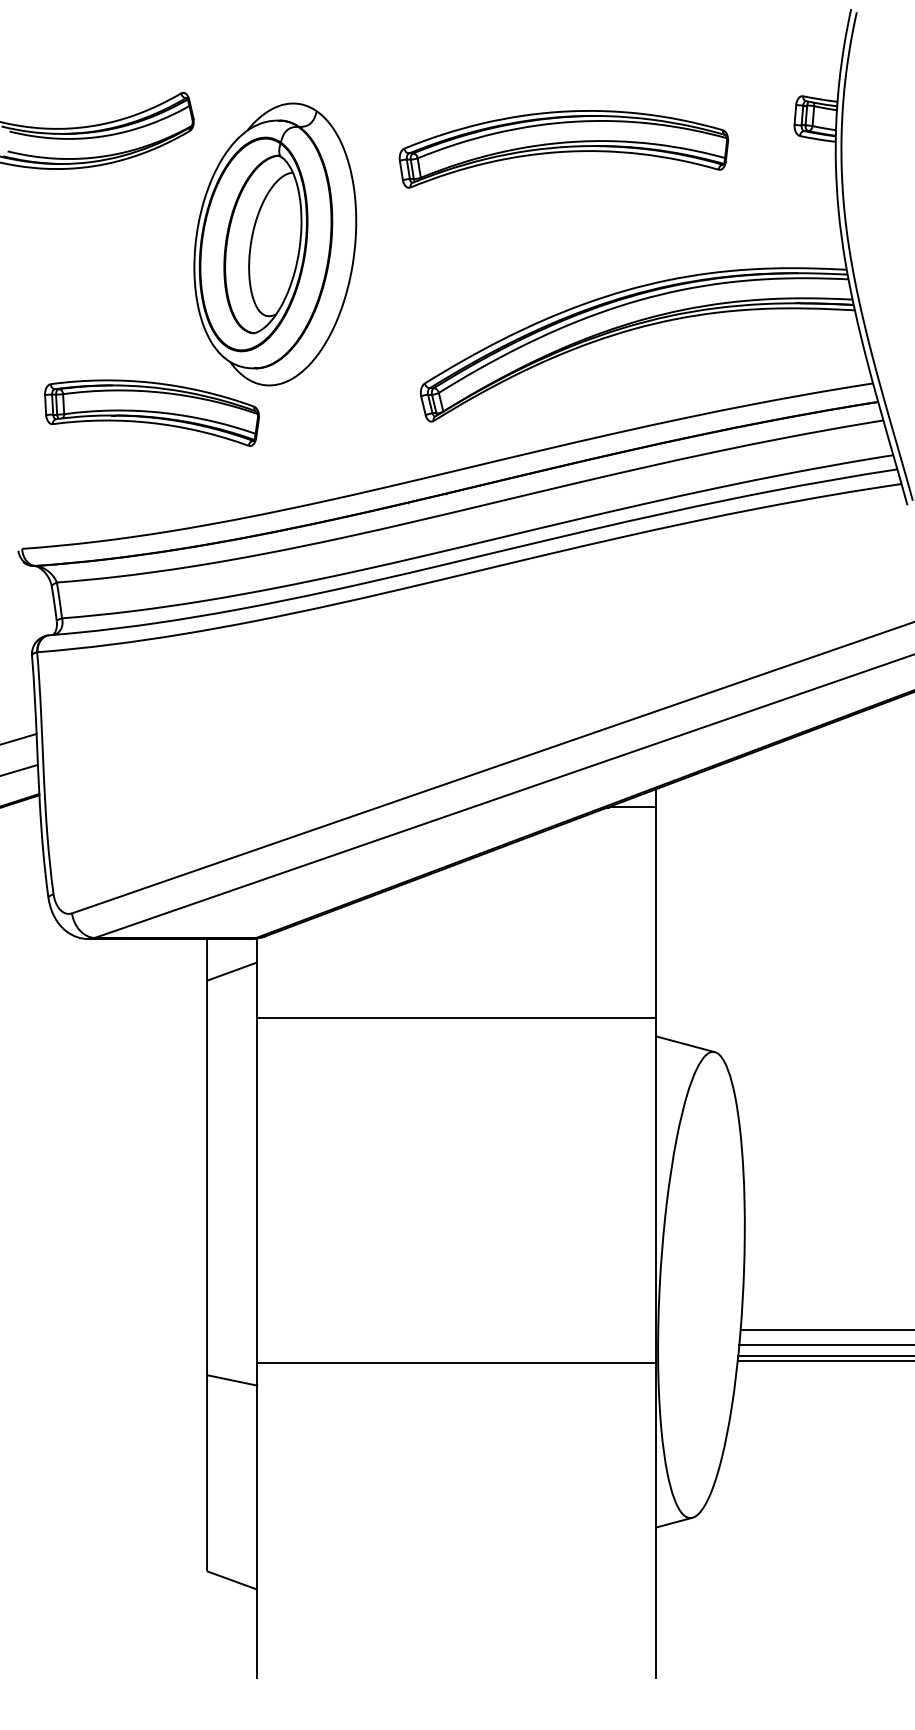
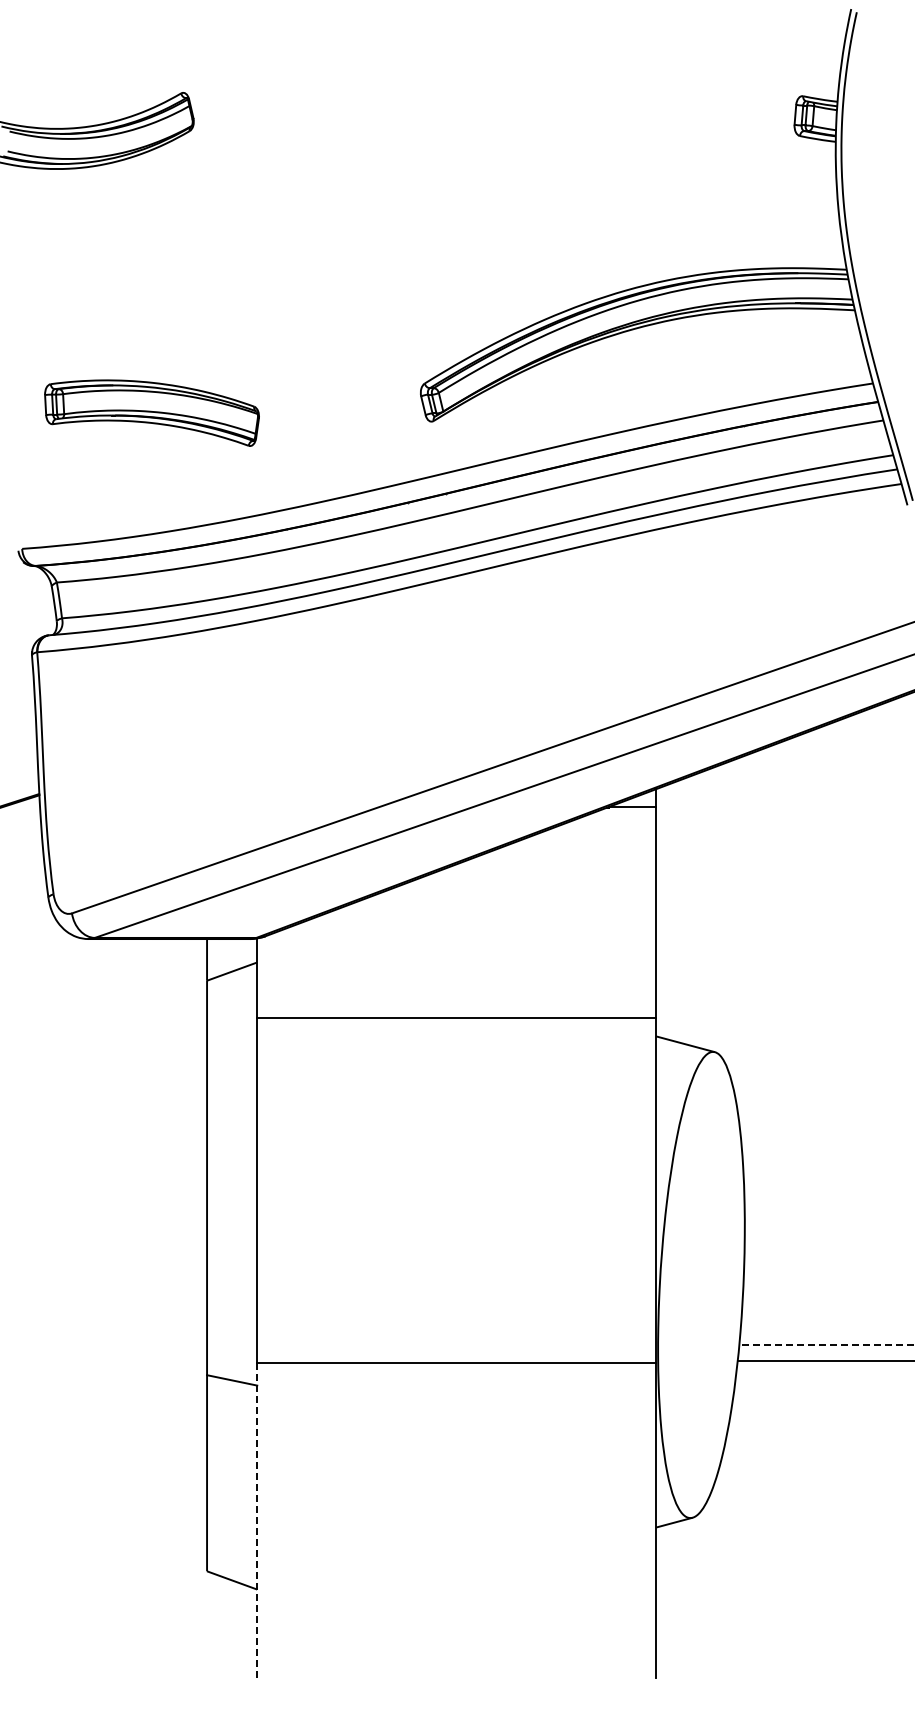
part: present -> none (563, 149)
part: present -> none (275, 244)
line: present -> none (19, 738)
line: present -> none (19, 769)
line: present -> none (825, 1330)
line: solid -> dashed (826, 1345)
line: present -> none (824, 1355)
line: solid -> dashed (257, 1520)
